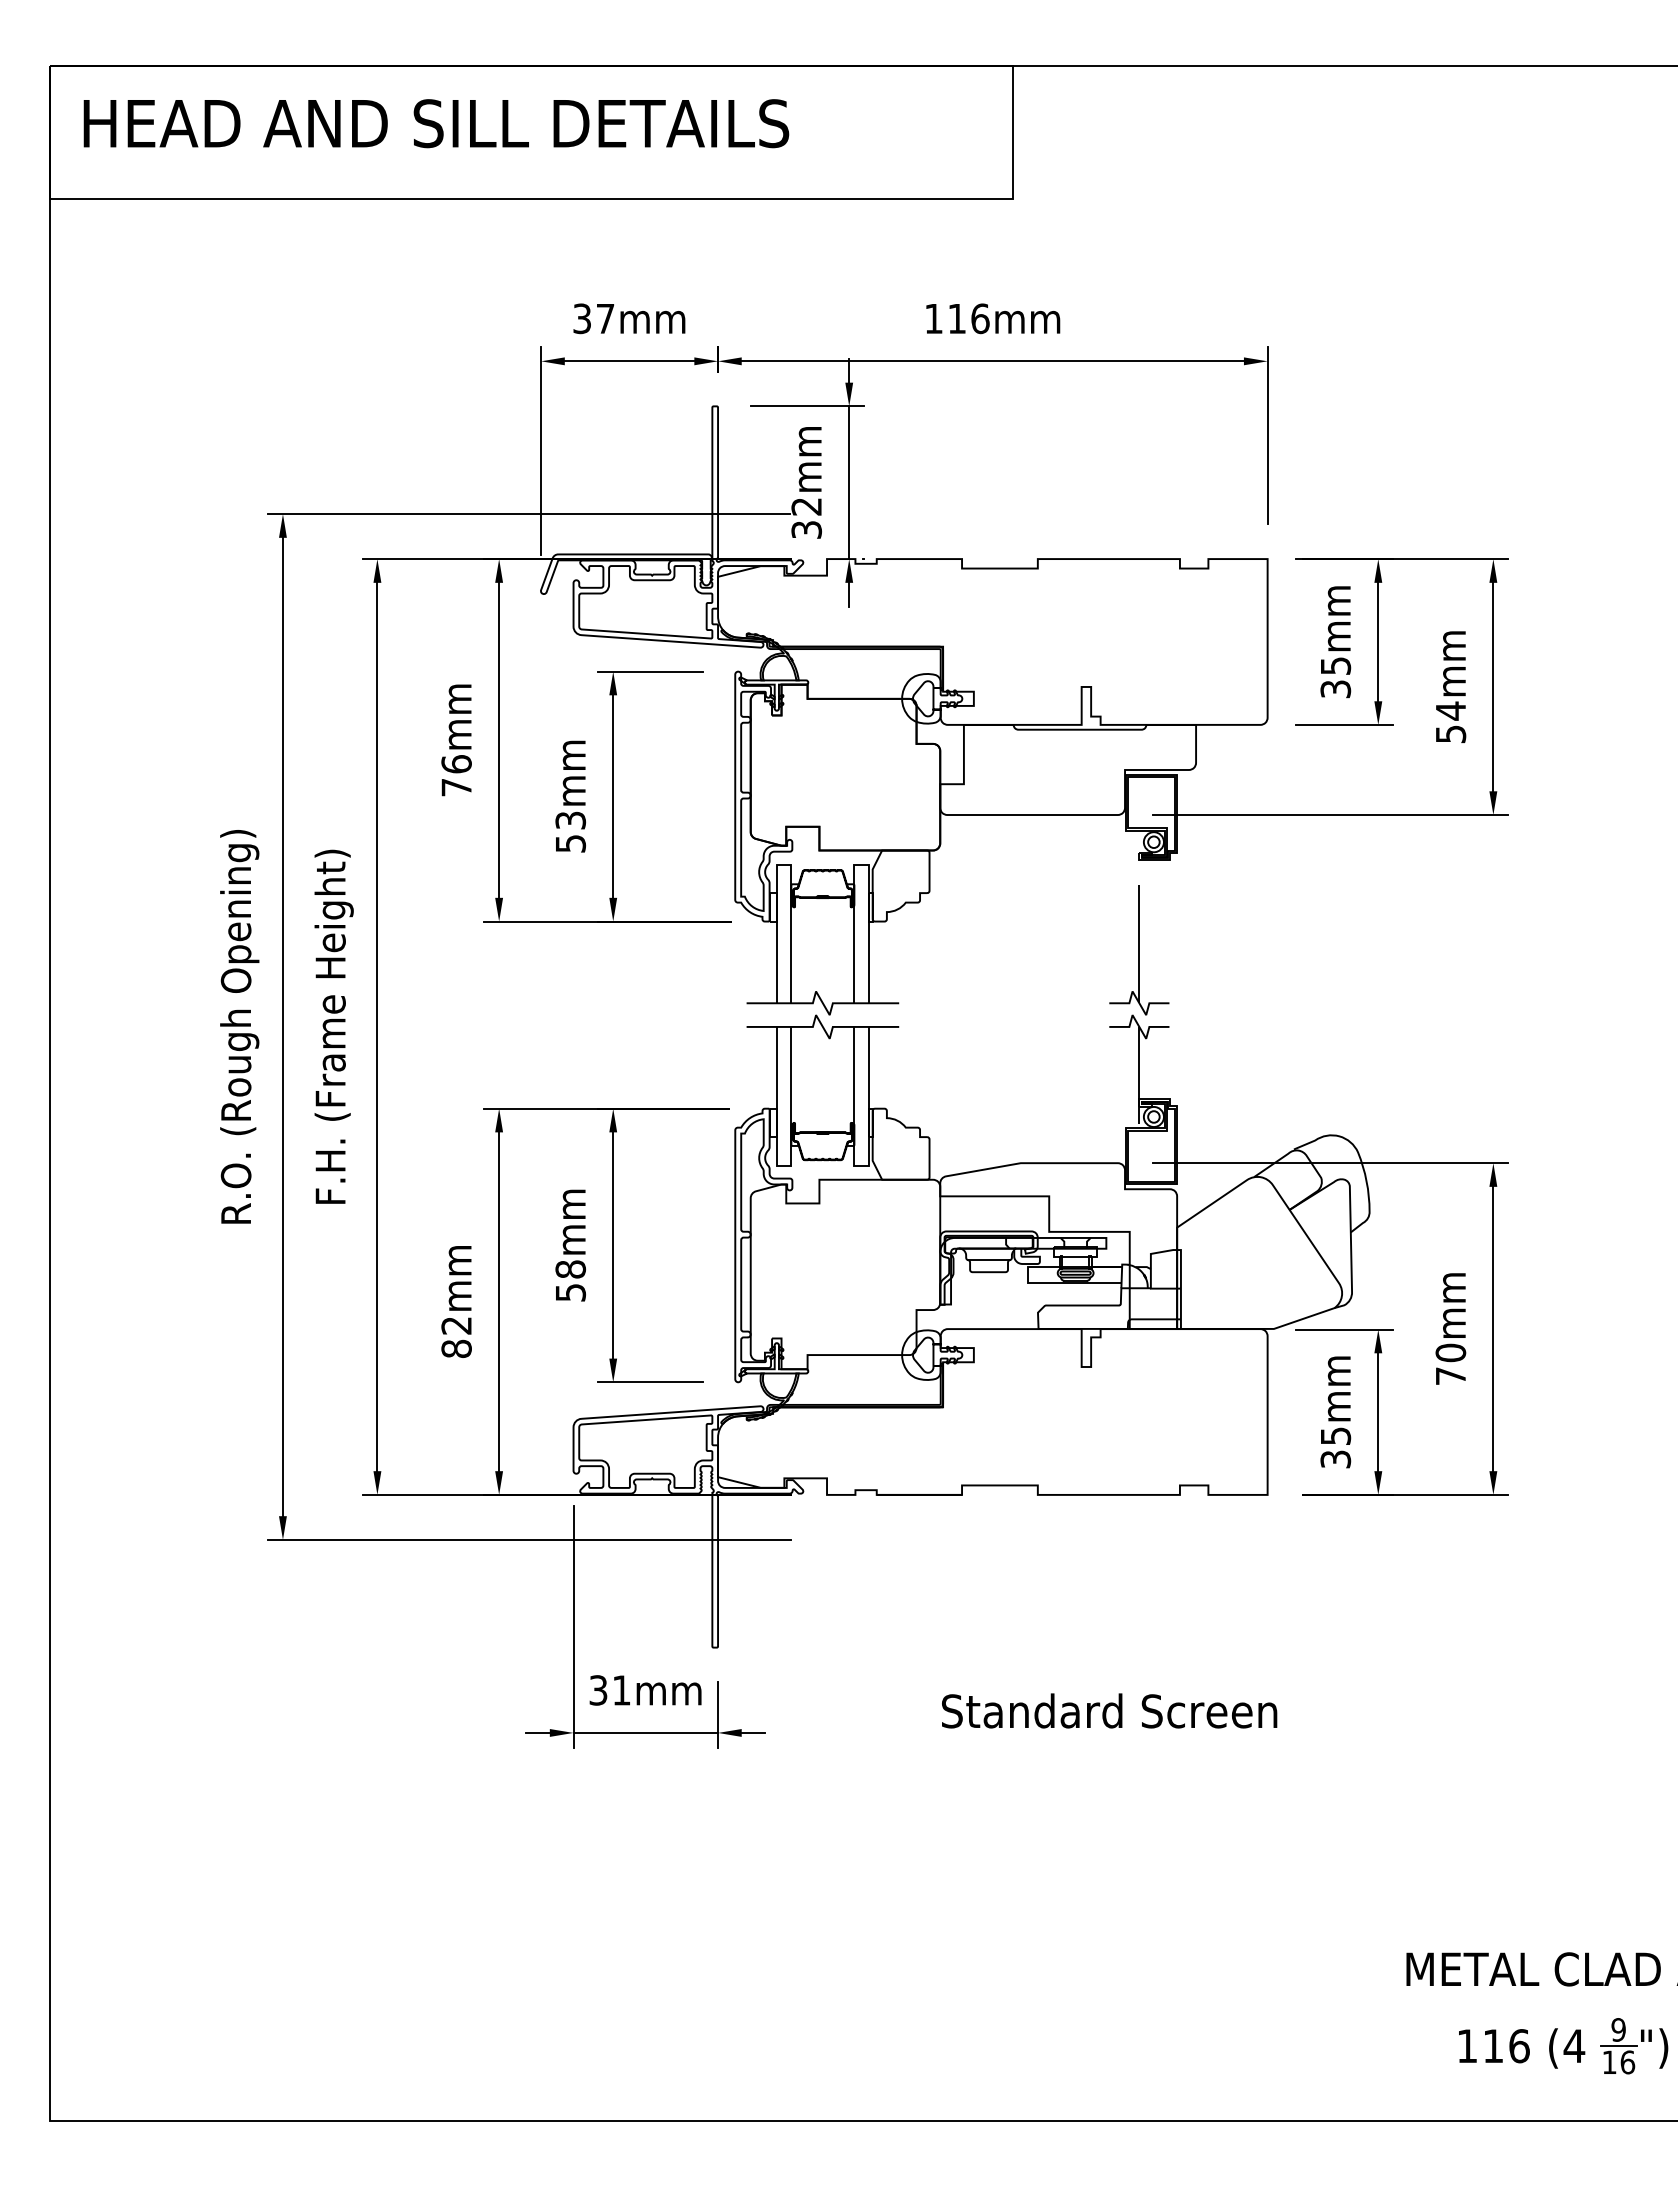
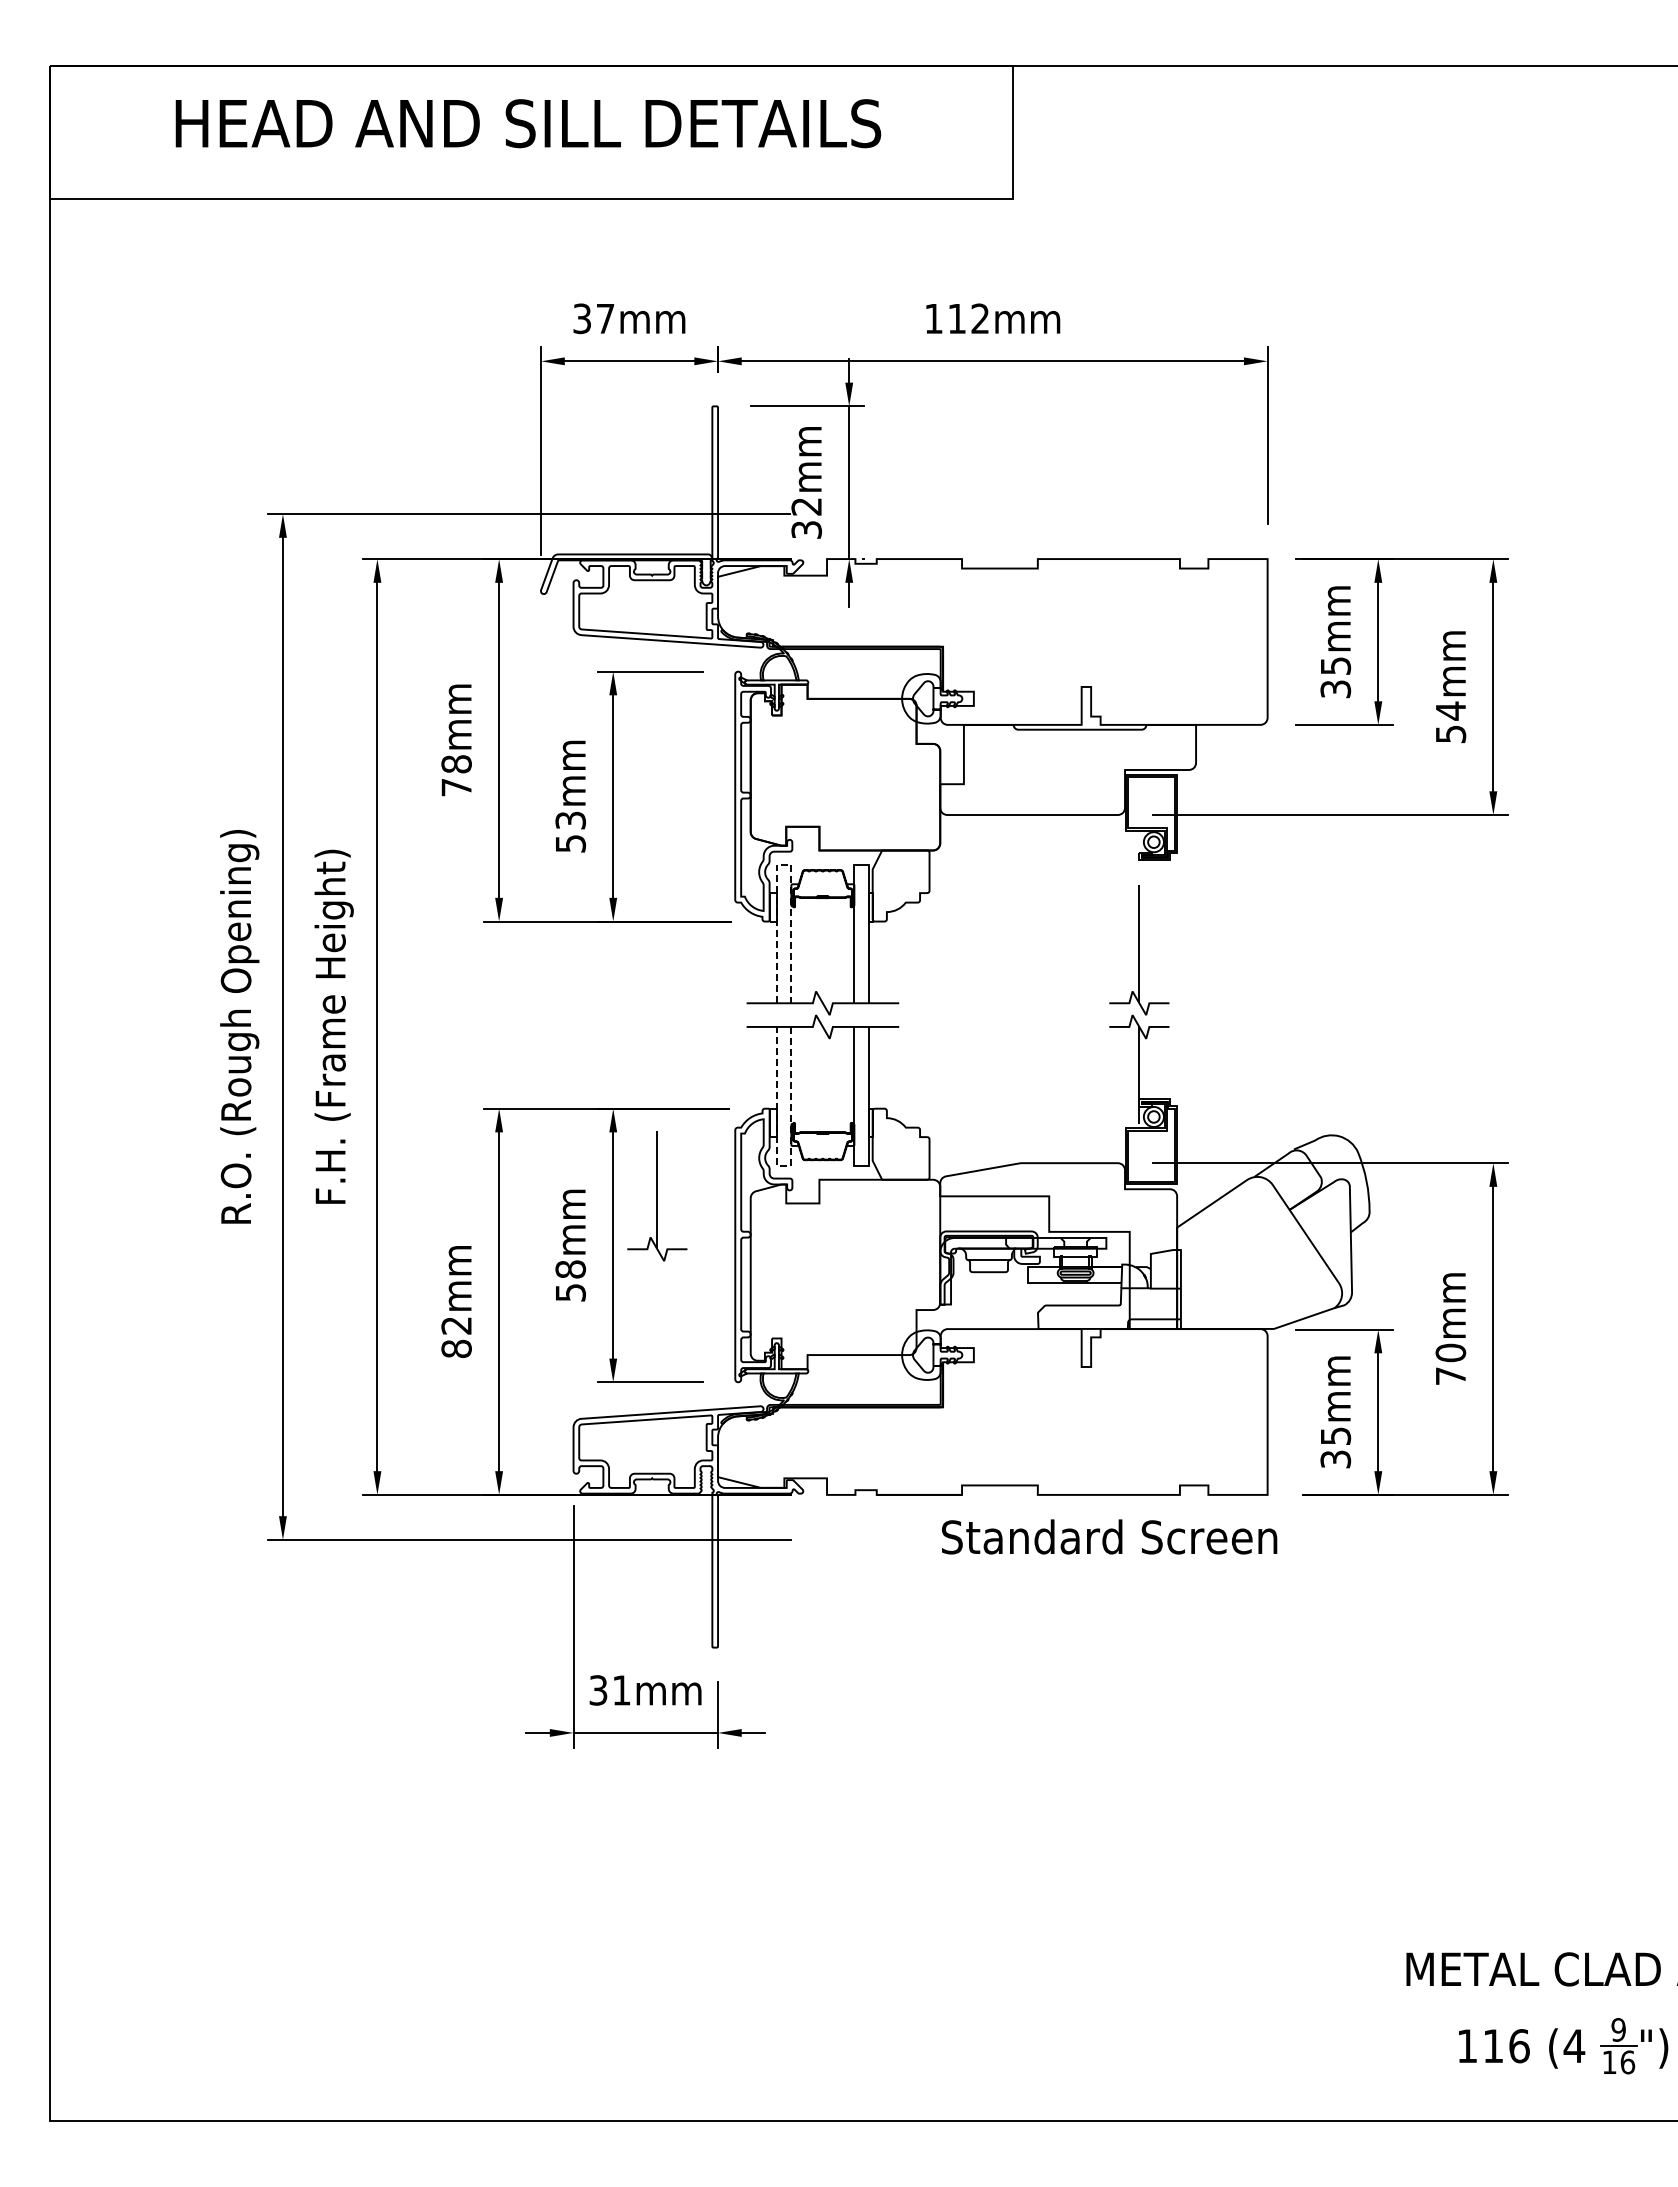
text position: (436, 123) -> (528, 123) (528, 123)
text: 116mm -> 112mm (980, 318)
text: 76mm -> 78mm (456, 764)
line: solid -> dashed (784, 864)
line: solid -> dashed (783, 1165)
part: none -> present (657, 1196)
text position: (1109, 1710) -> (1109, 1536) (1109, 1536)
